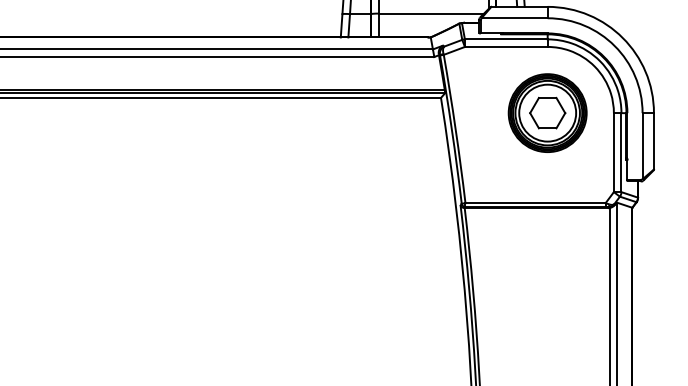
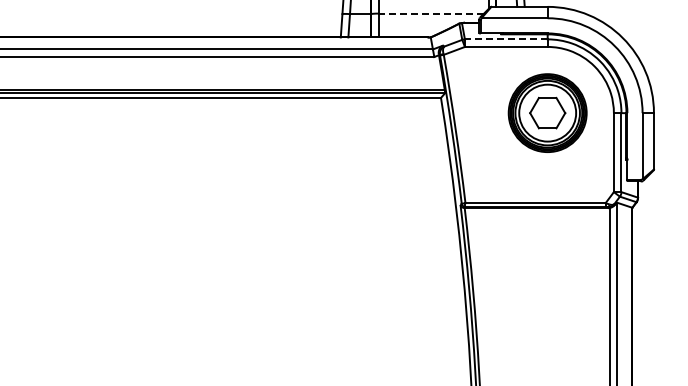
line: solid -> dashed (431, 13)
line: solid -> dashed (505, 39)
